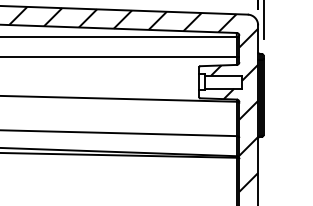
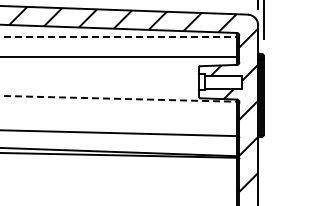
line: solid -> dashed (118, 36)
line: solid -> dashed (118, 98)
